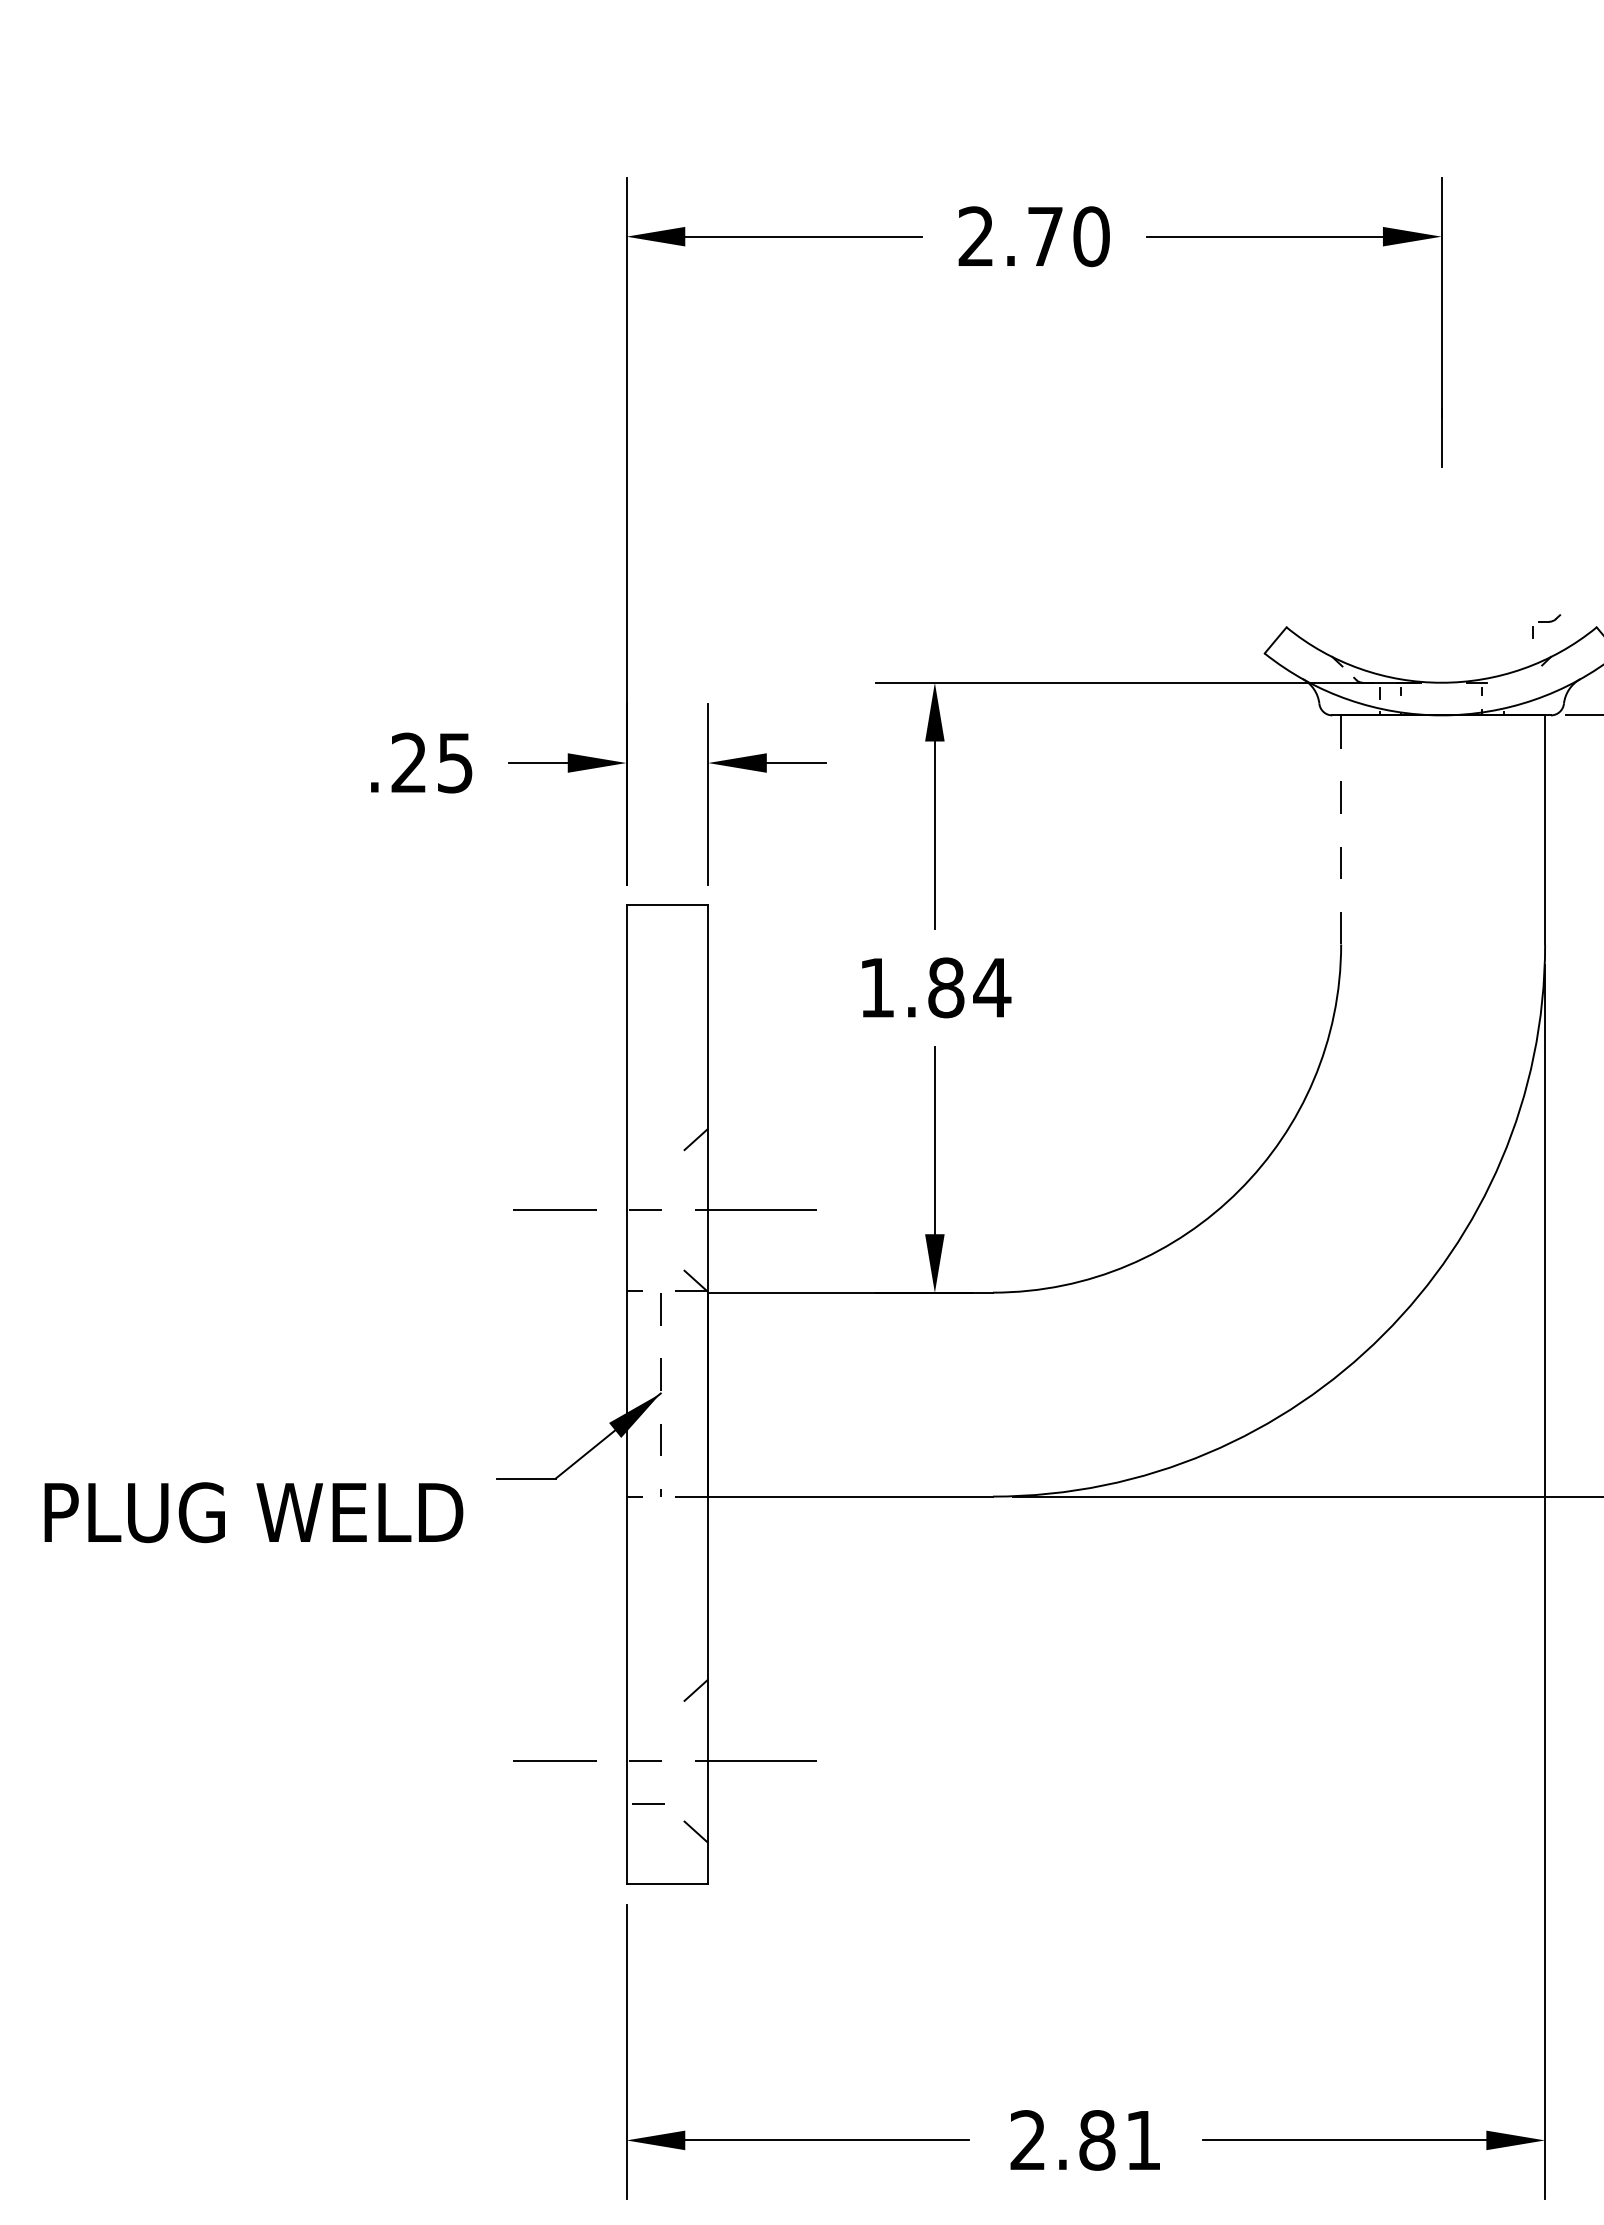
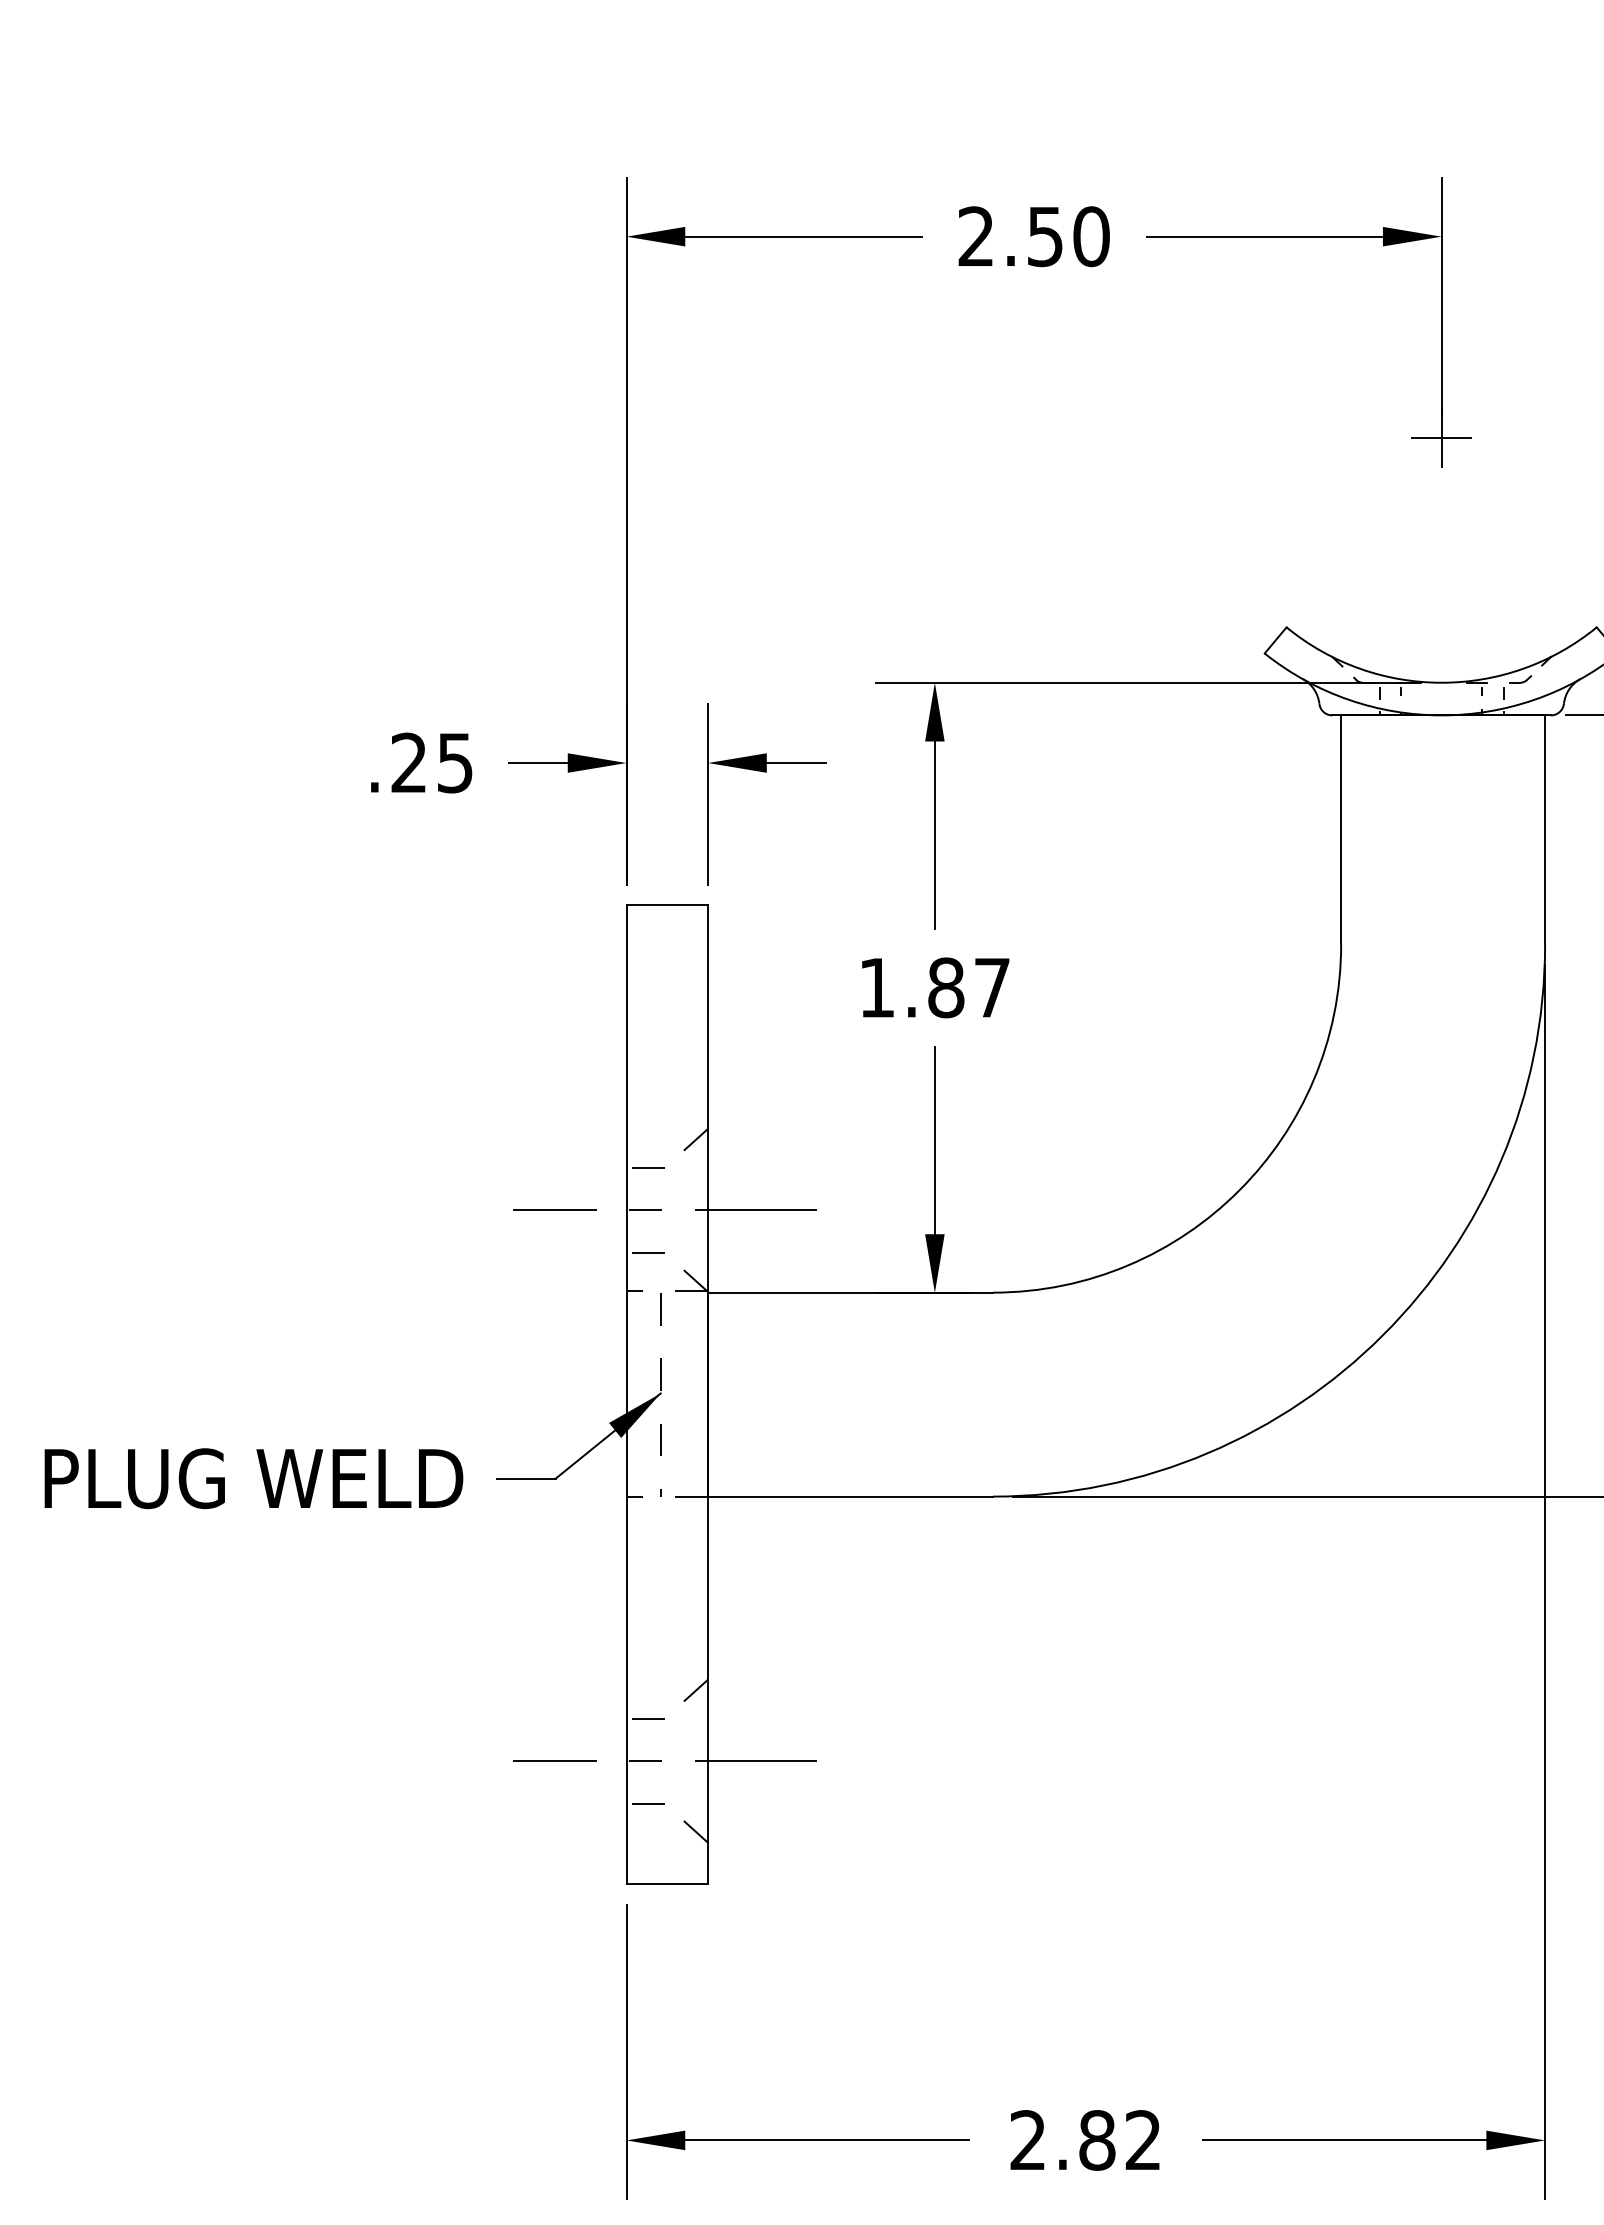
text: 2.70 -> 2.50 (1045, 237)
line: none -> present (1441, 438)
part position: (1546, 626) -> (1517, 687) (1517, 687)
line: dashed -> solid (1341, 829)
text: 1.84 -> 1.87 (992, 987)
line: none -> present (645, 1168)
line: none -> present (645, 1252)
text position: (253, 1512) -> (253, 1478) (253, 1478)
line: none -> present (645, 1718)
text: 2.81 -> 2.82 (1142, 2139)
